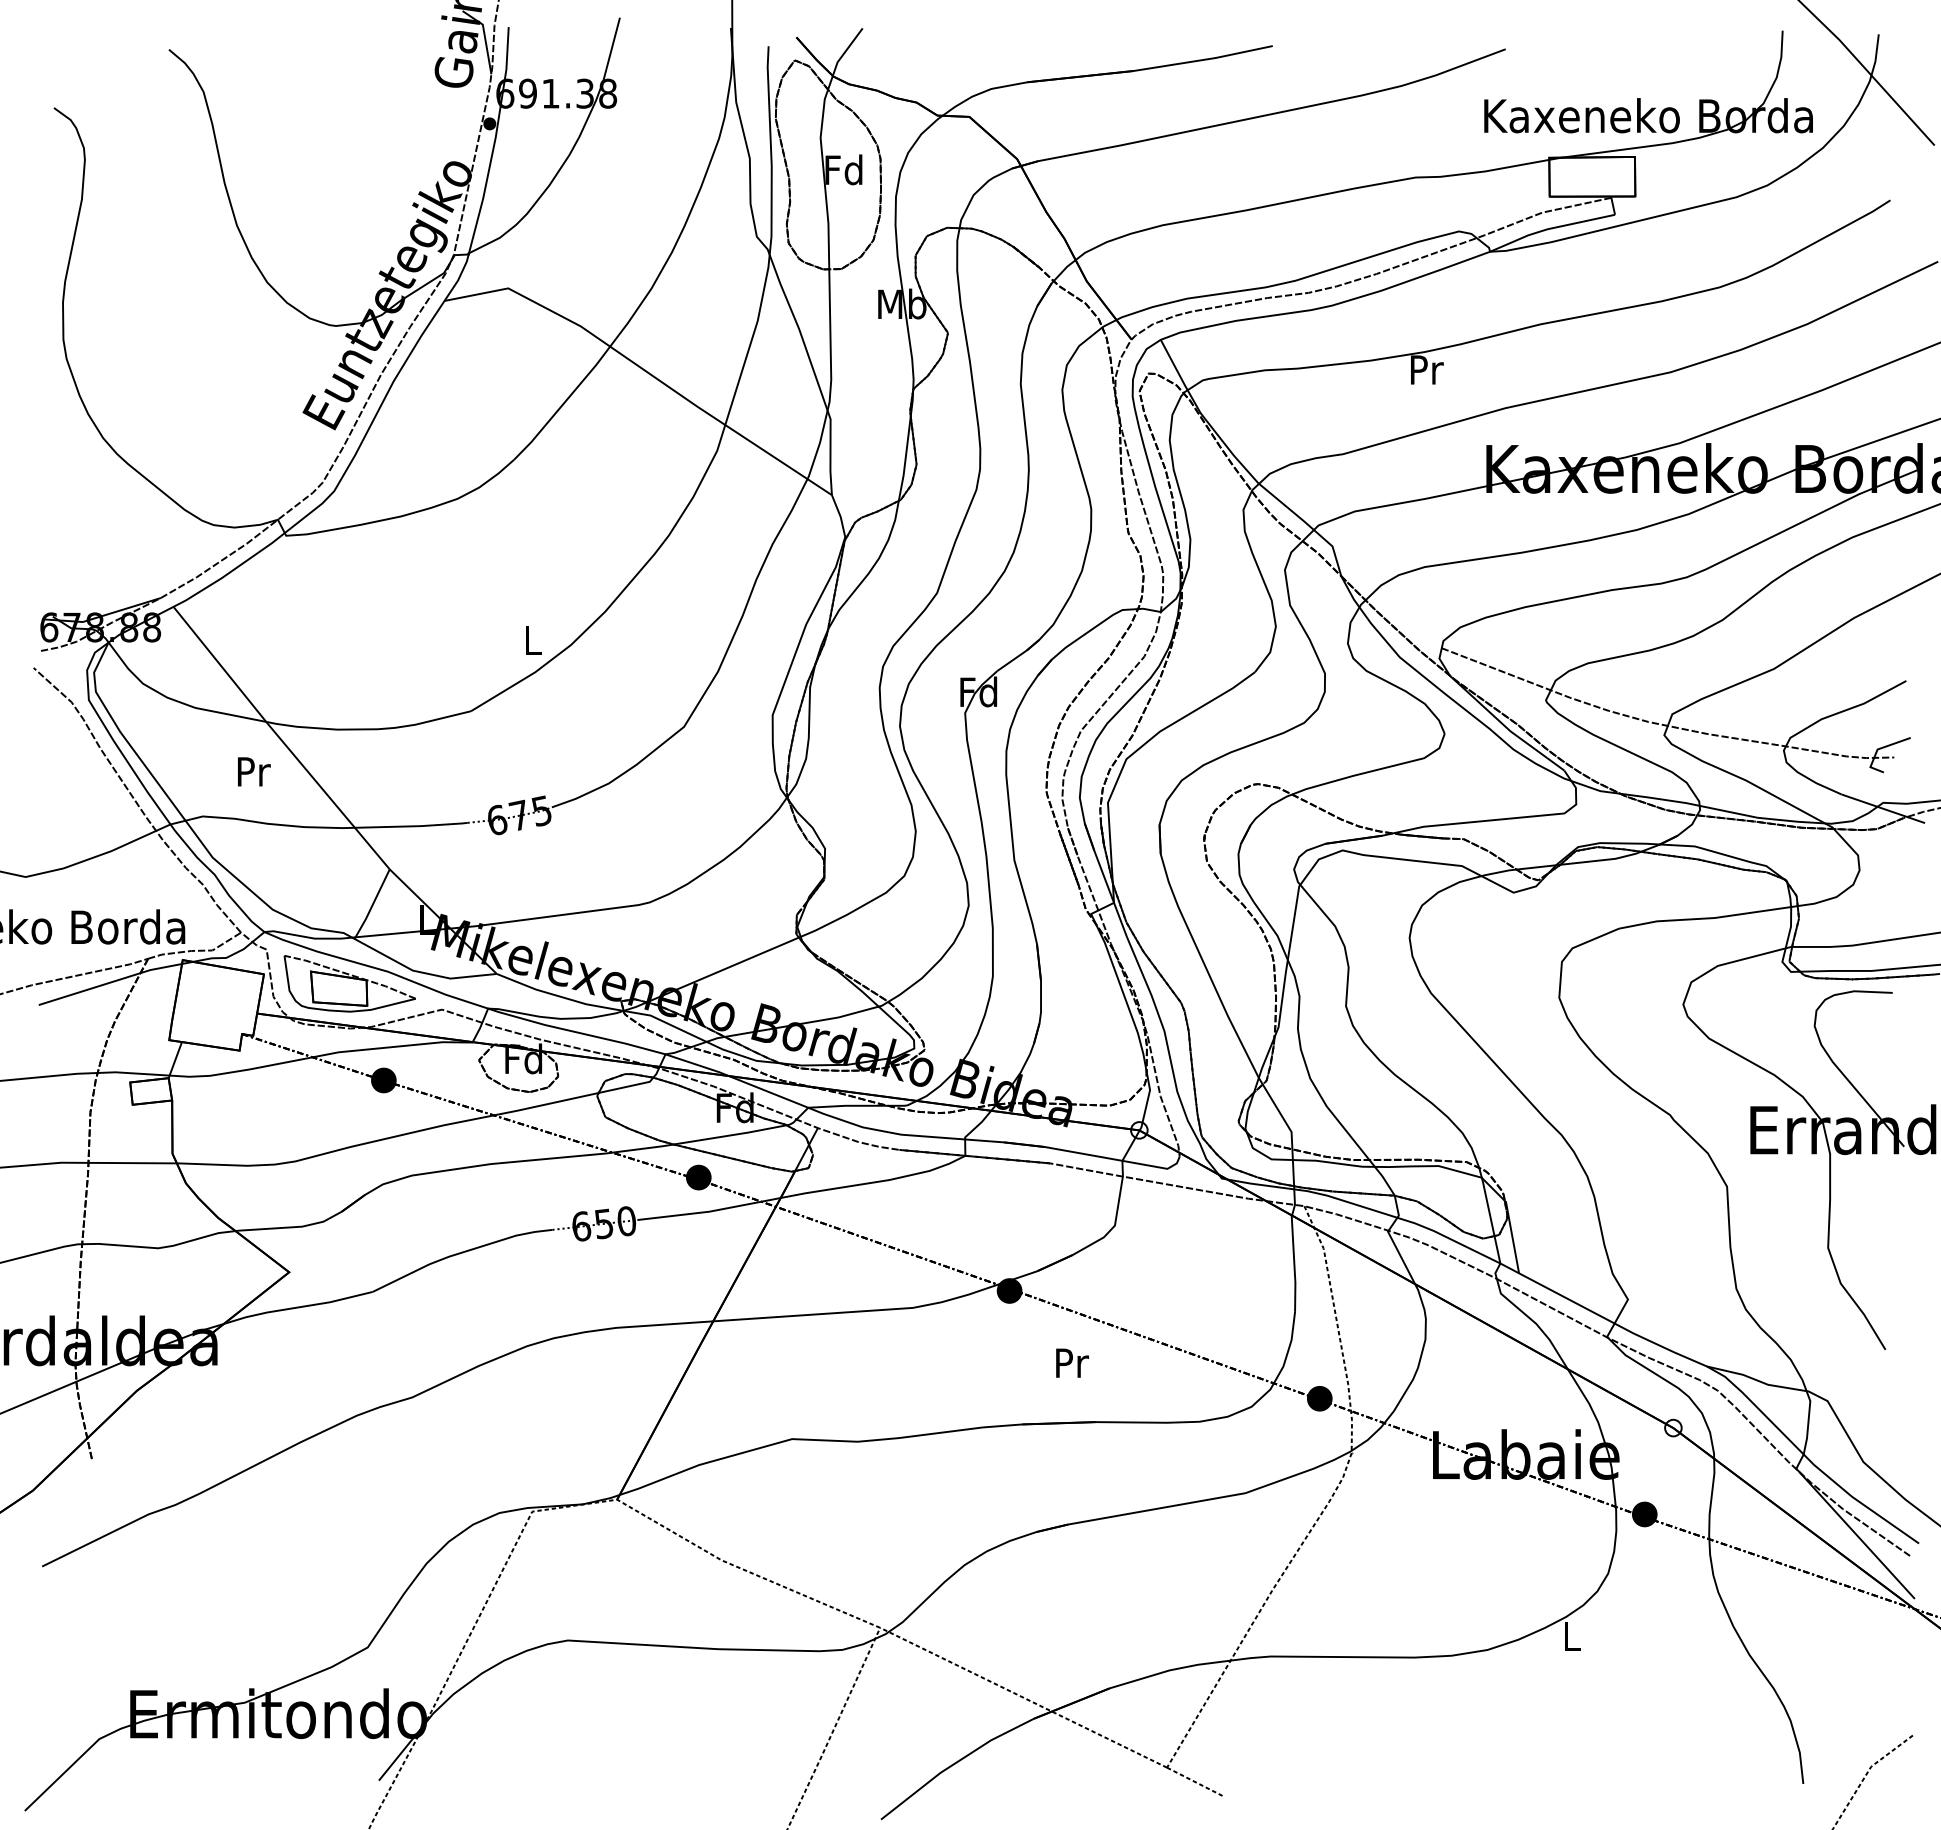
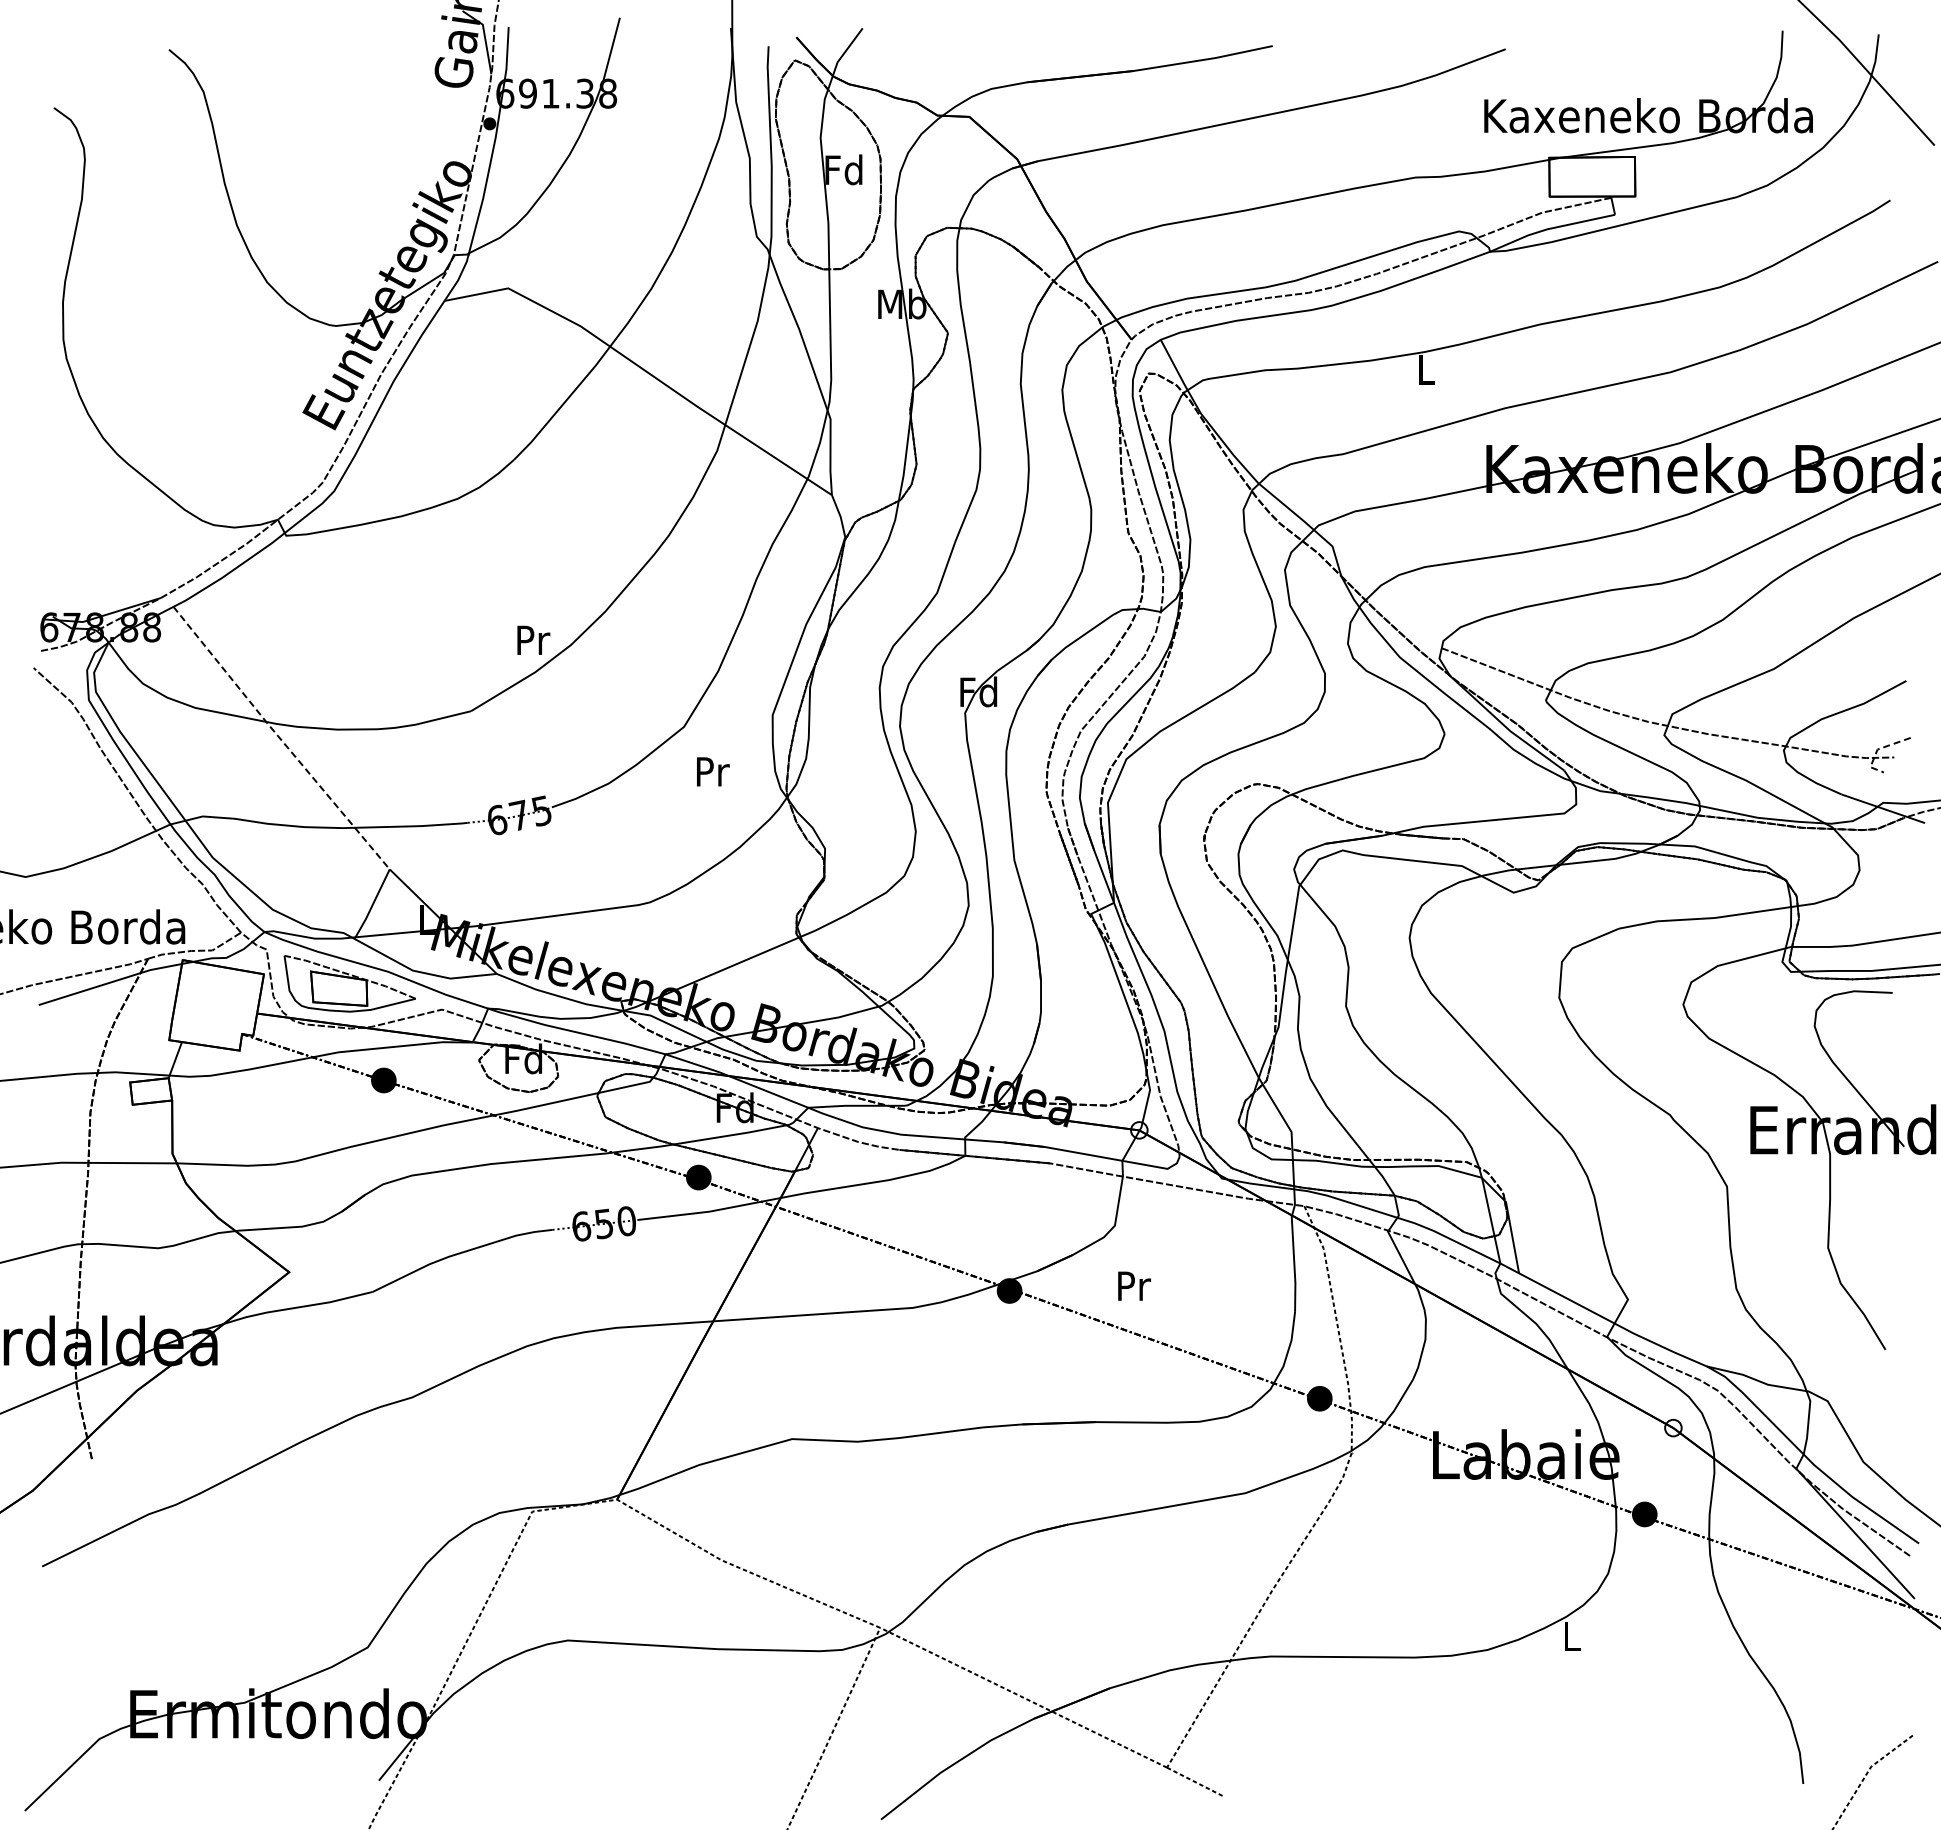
text: Pr -> L (1427, 369)
text: L -> Pr (533, 639)
line: solid -> dashed (280, 738)
line: solid -> dashed (1877, 749)
text position: (254, 771) -> (713, 771) (713, 771)
text position: (1072, 1362) -> (1134, 1285) (1134, 1285)
